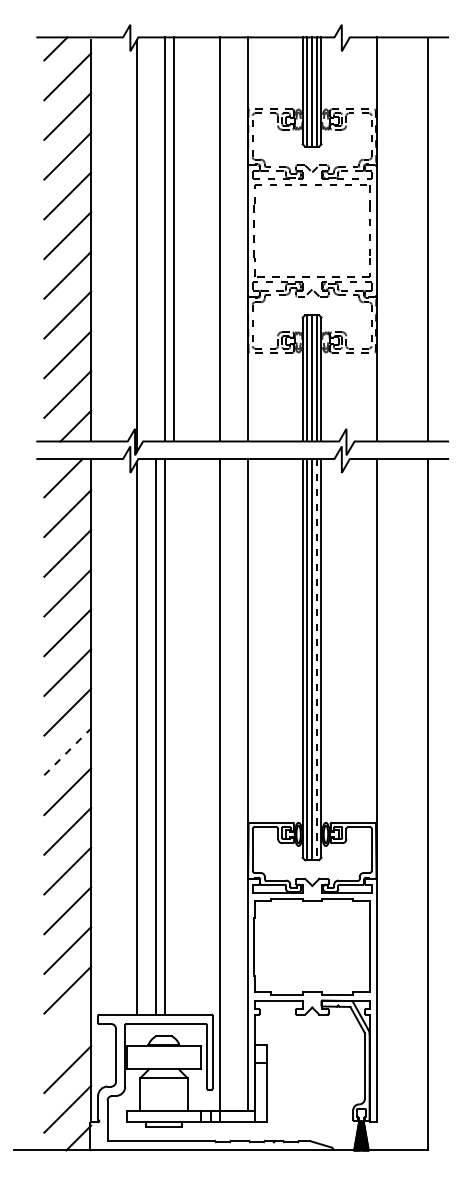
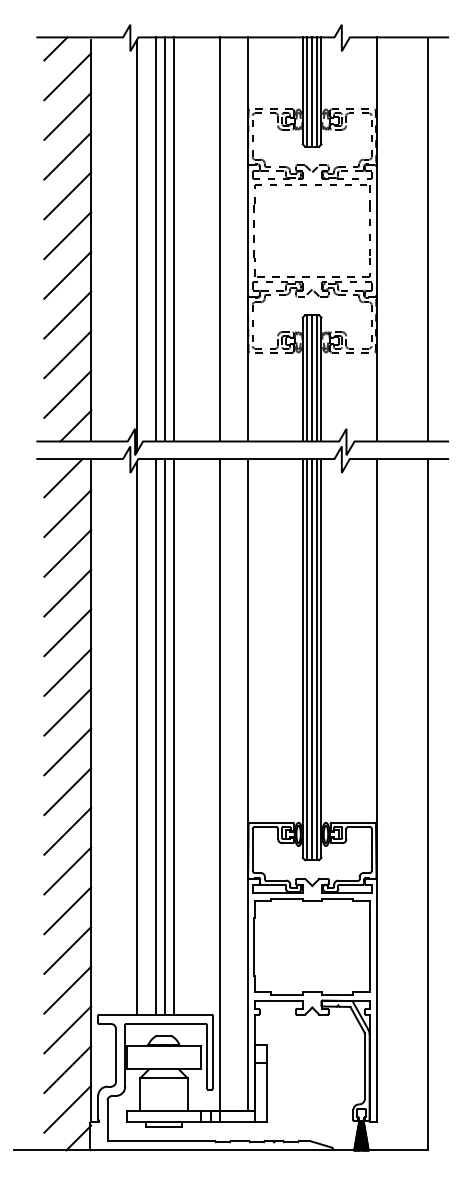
line: none -> present (155, 239)
line: dashed -> solid (316, 659)
line: none -> present (174, 736)
line: dashed -> solid (68, 751)
line: none -> present (67, 1029)
